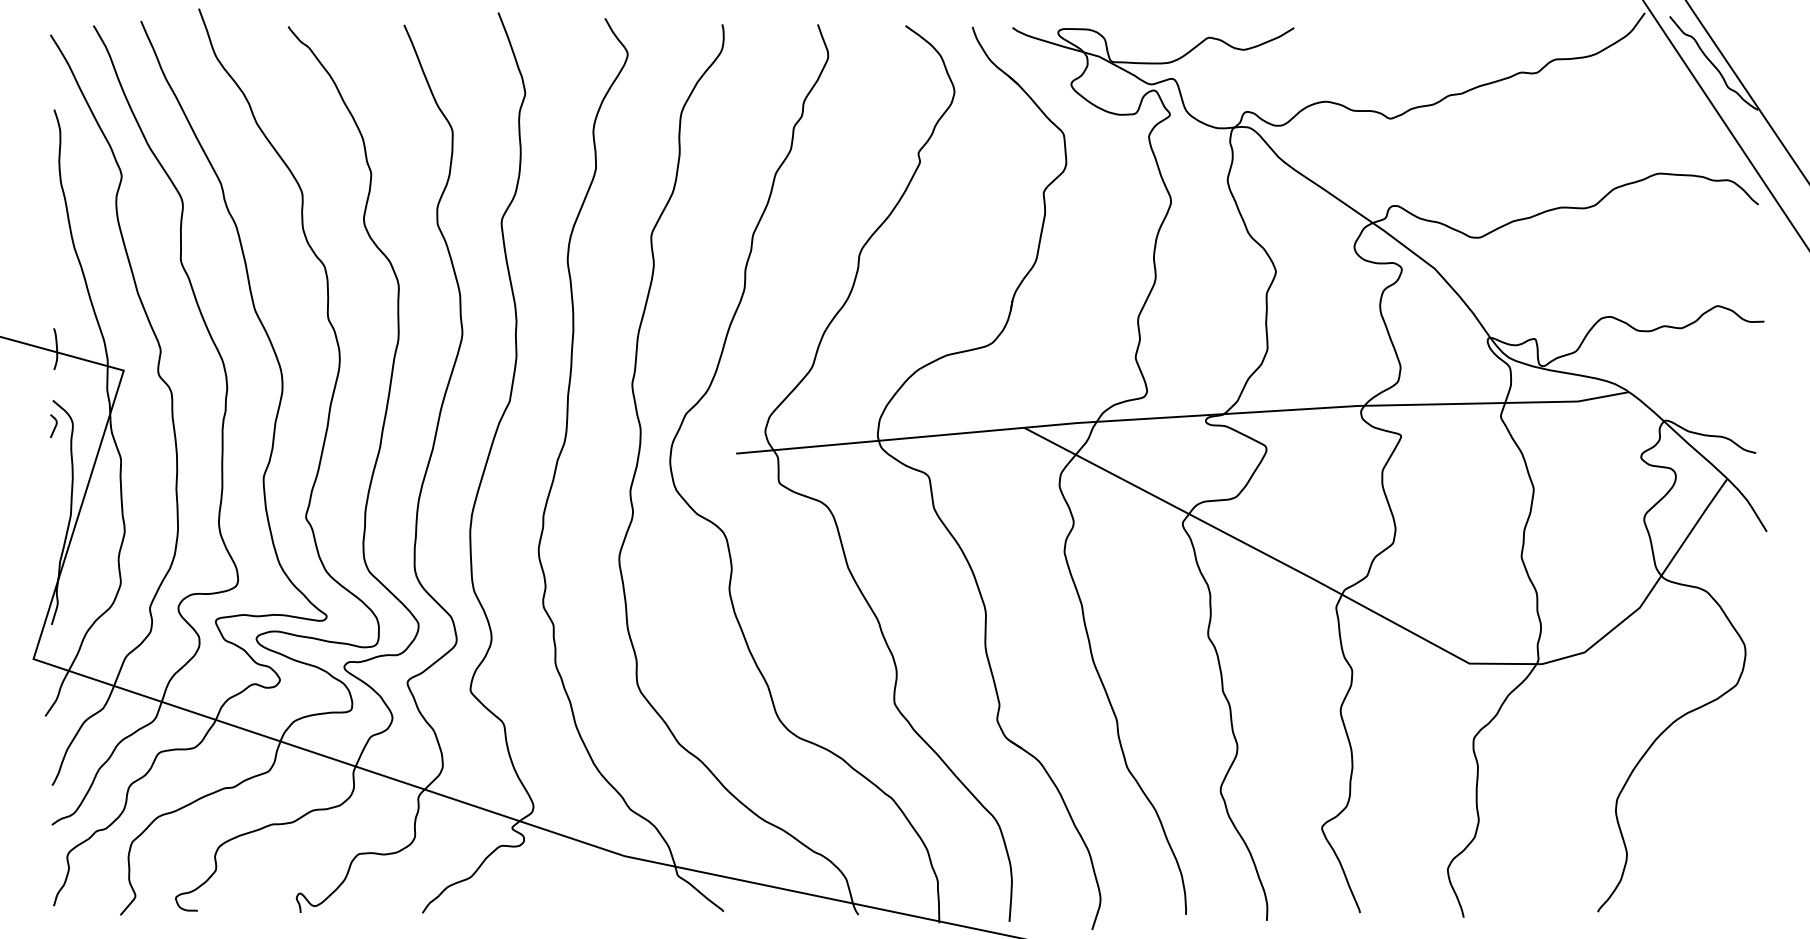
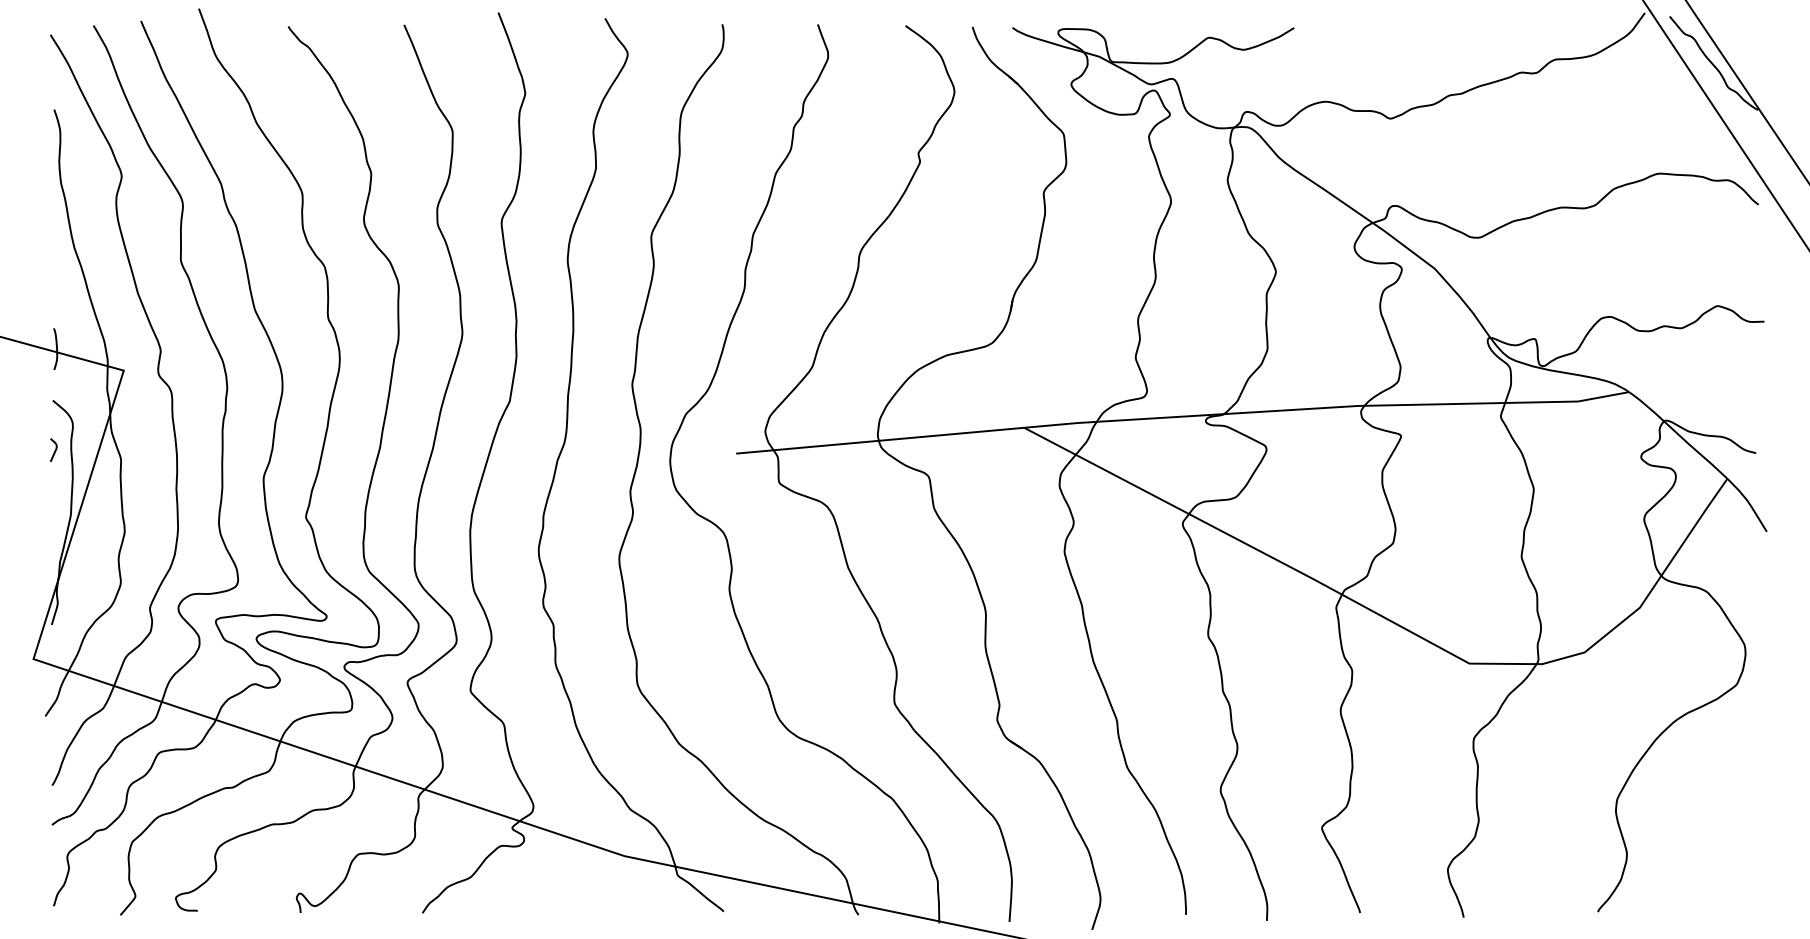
curve position: (54, 426) -> (54, 450) (54, 450)
